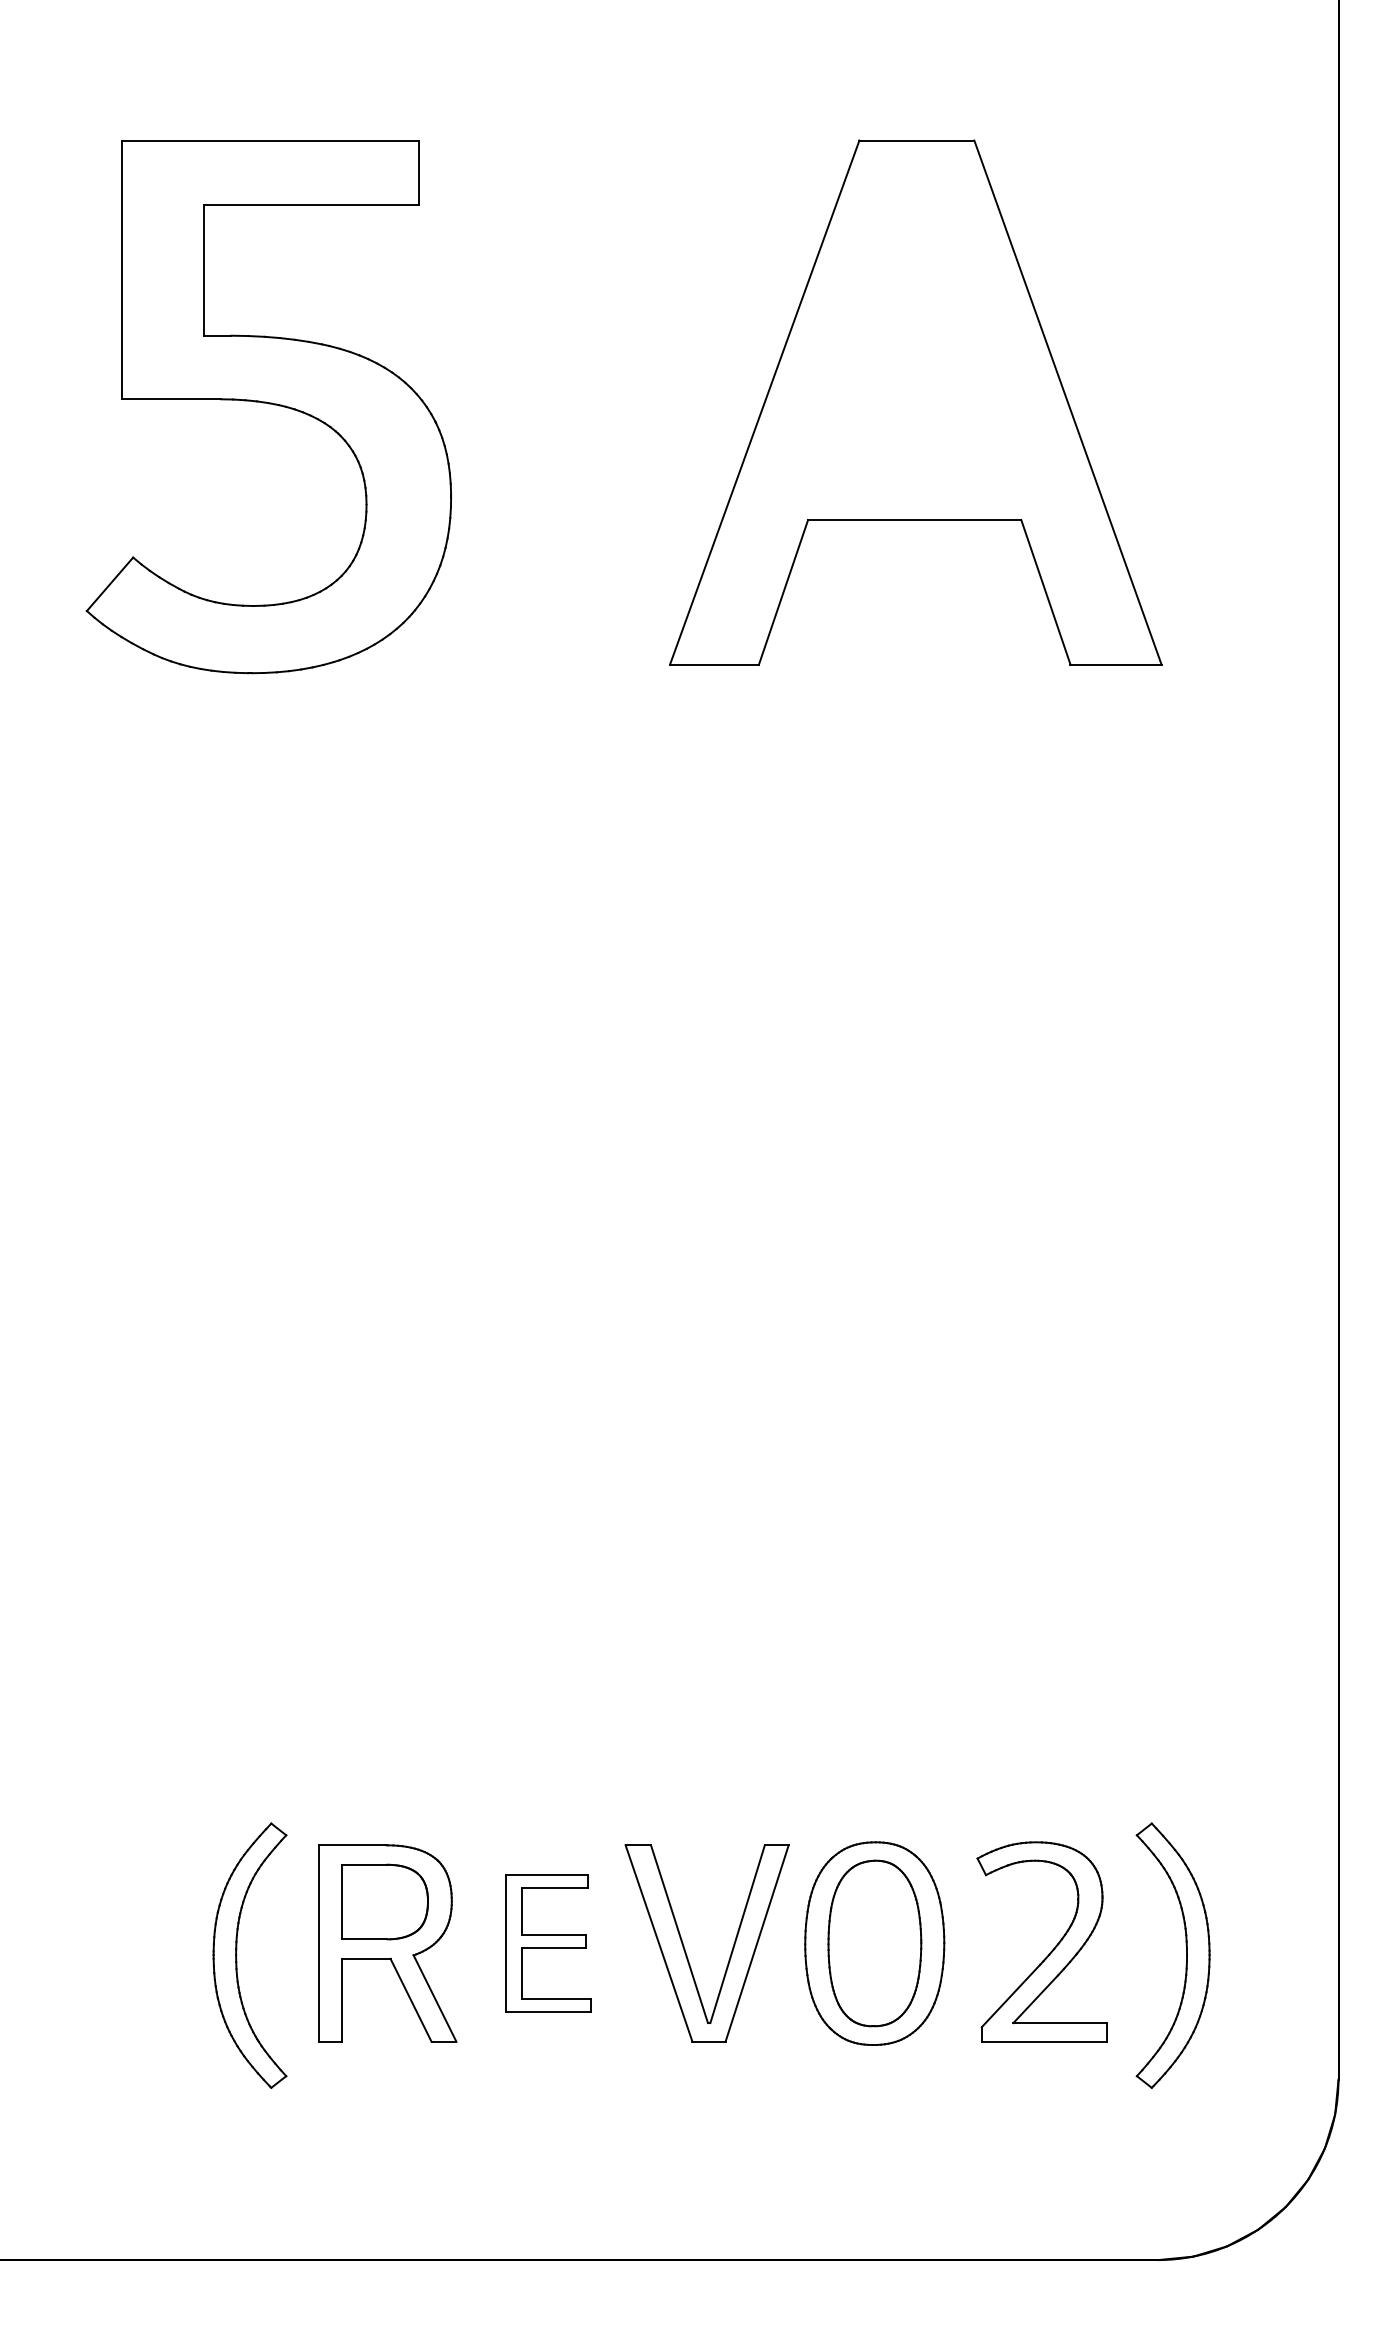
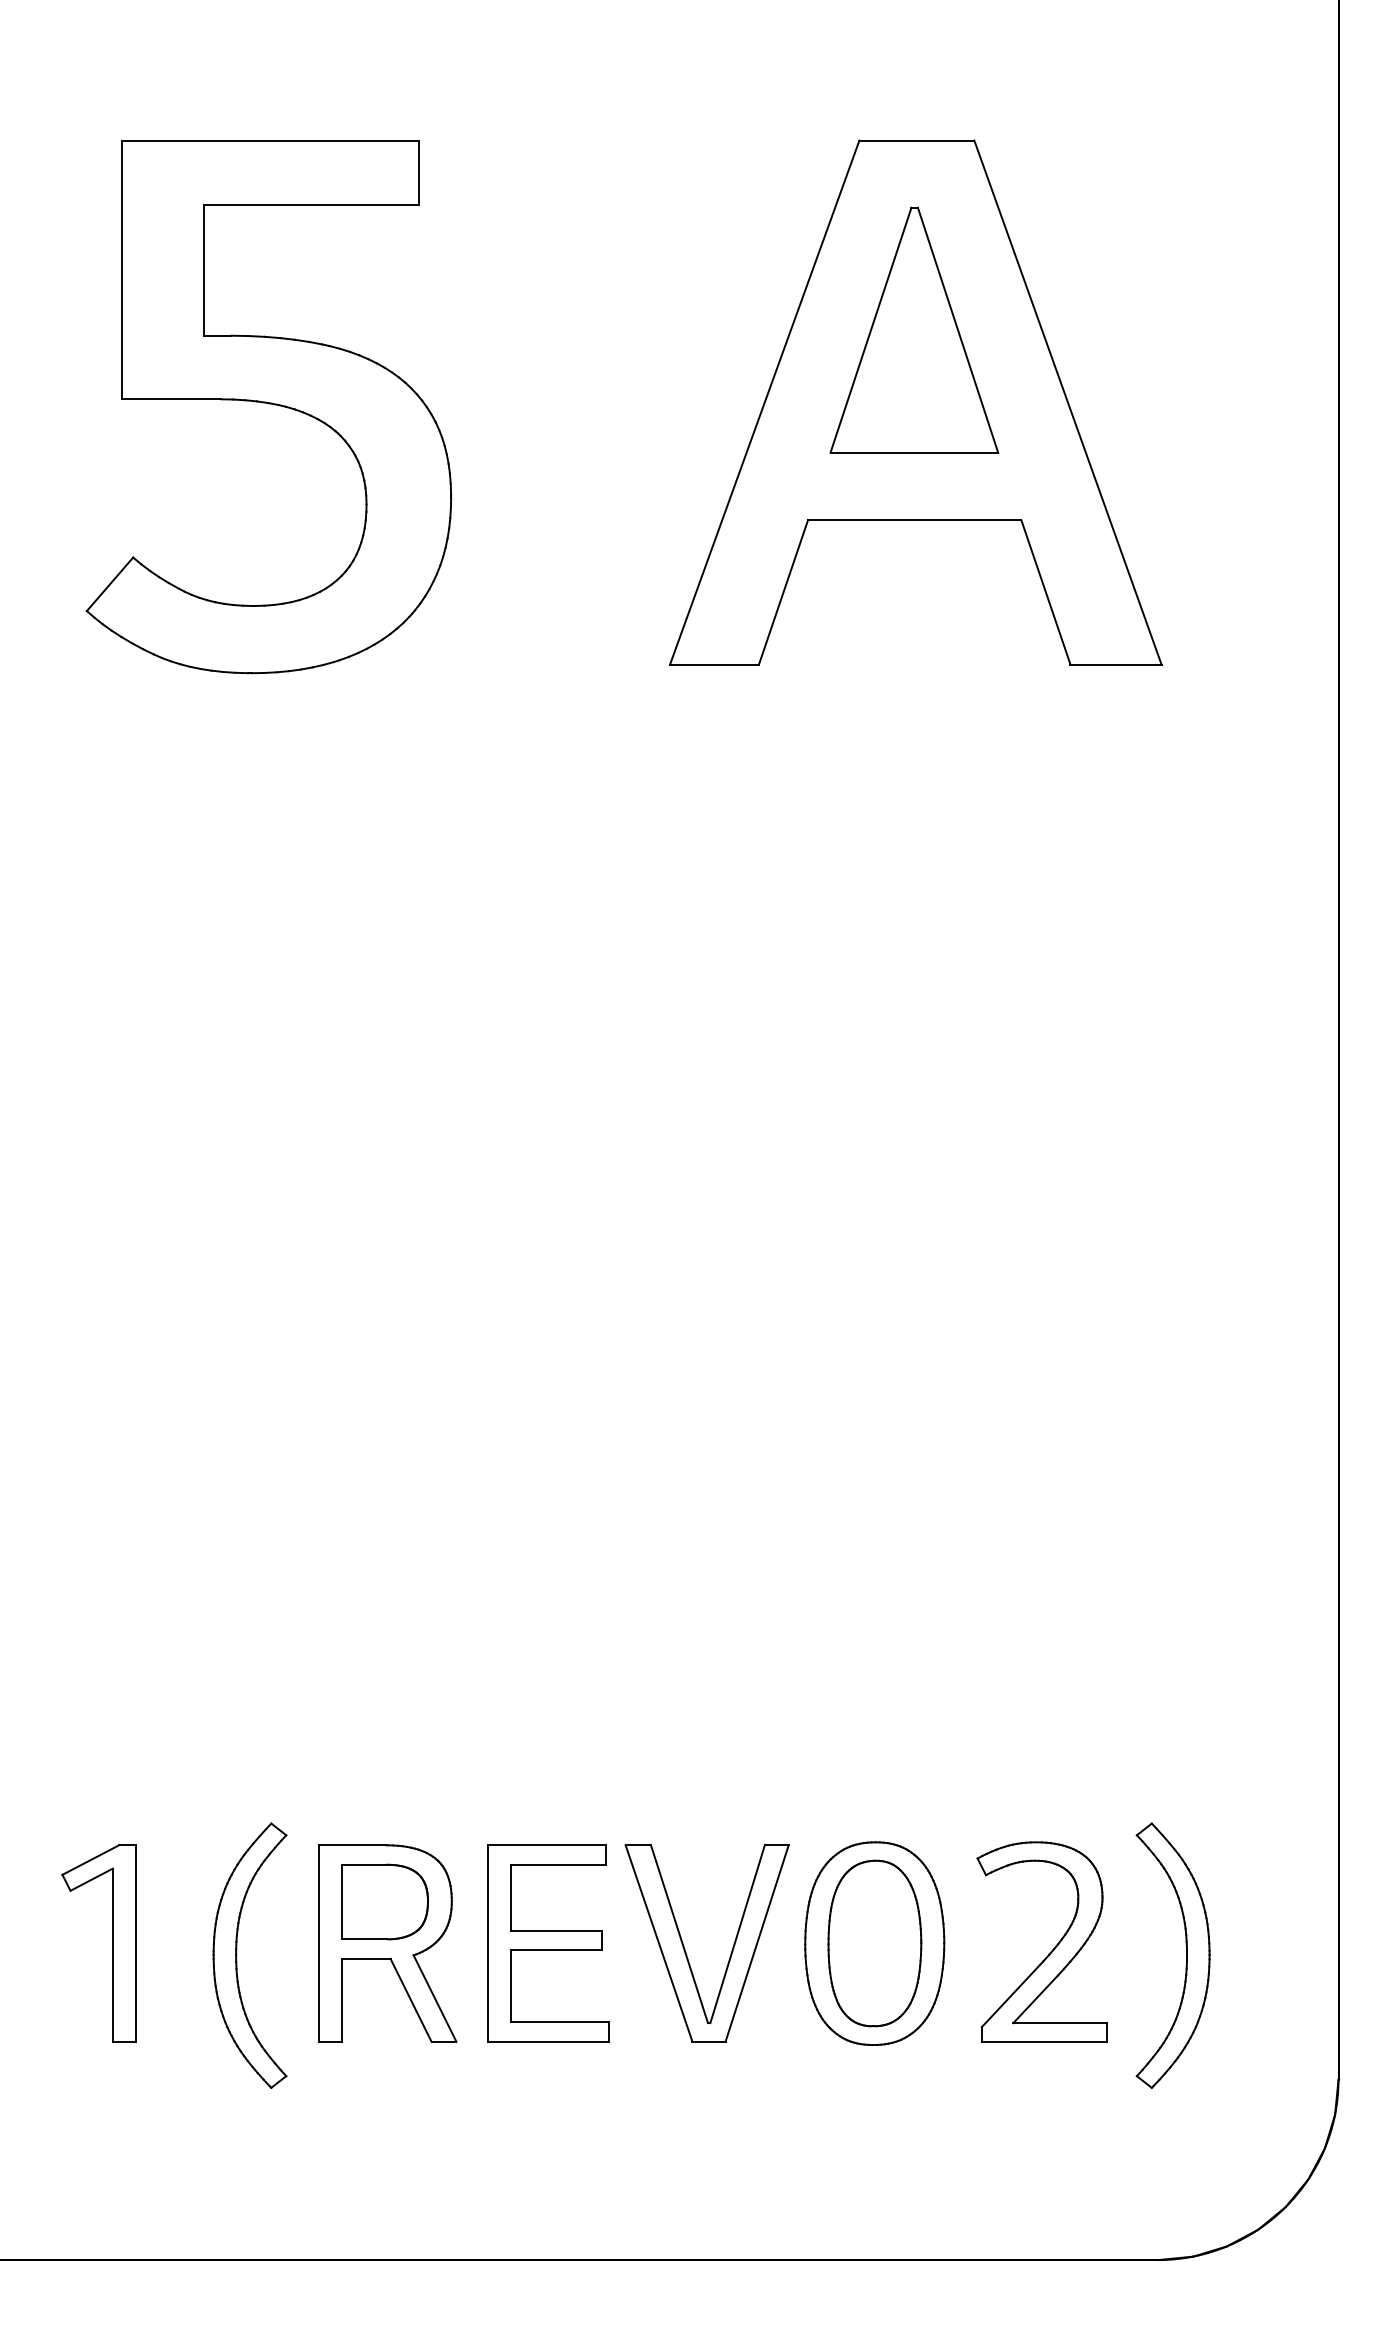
part: none -> present (914, 329)
part: none -> present (112, 1943)
part size: 87x139 px -> 123x199 px (548, 1943)
